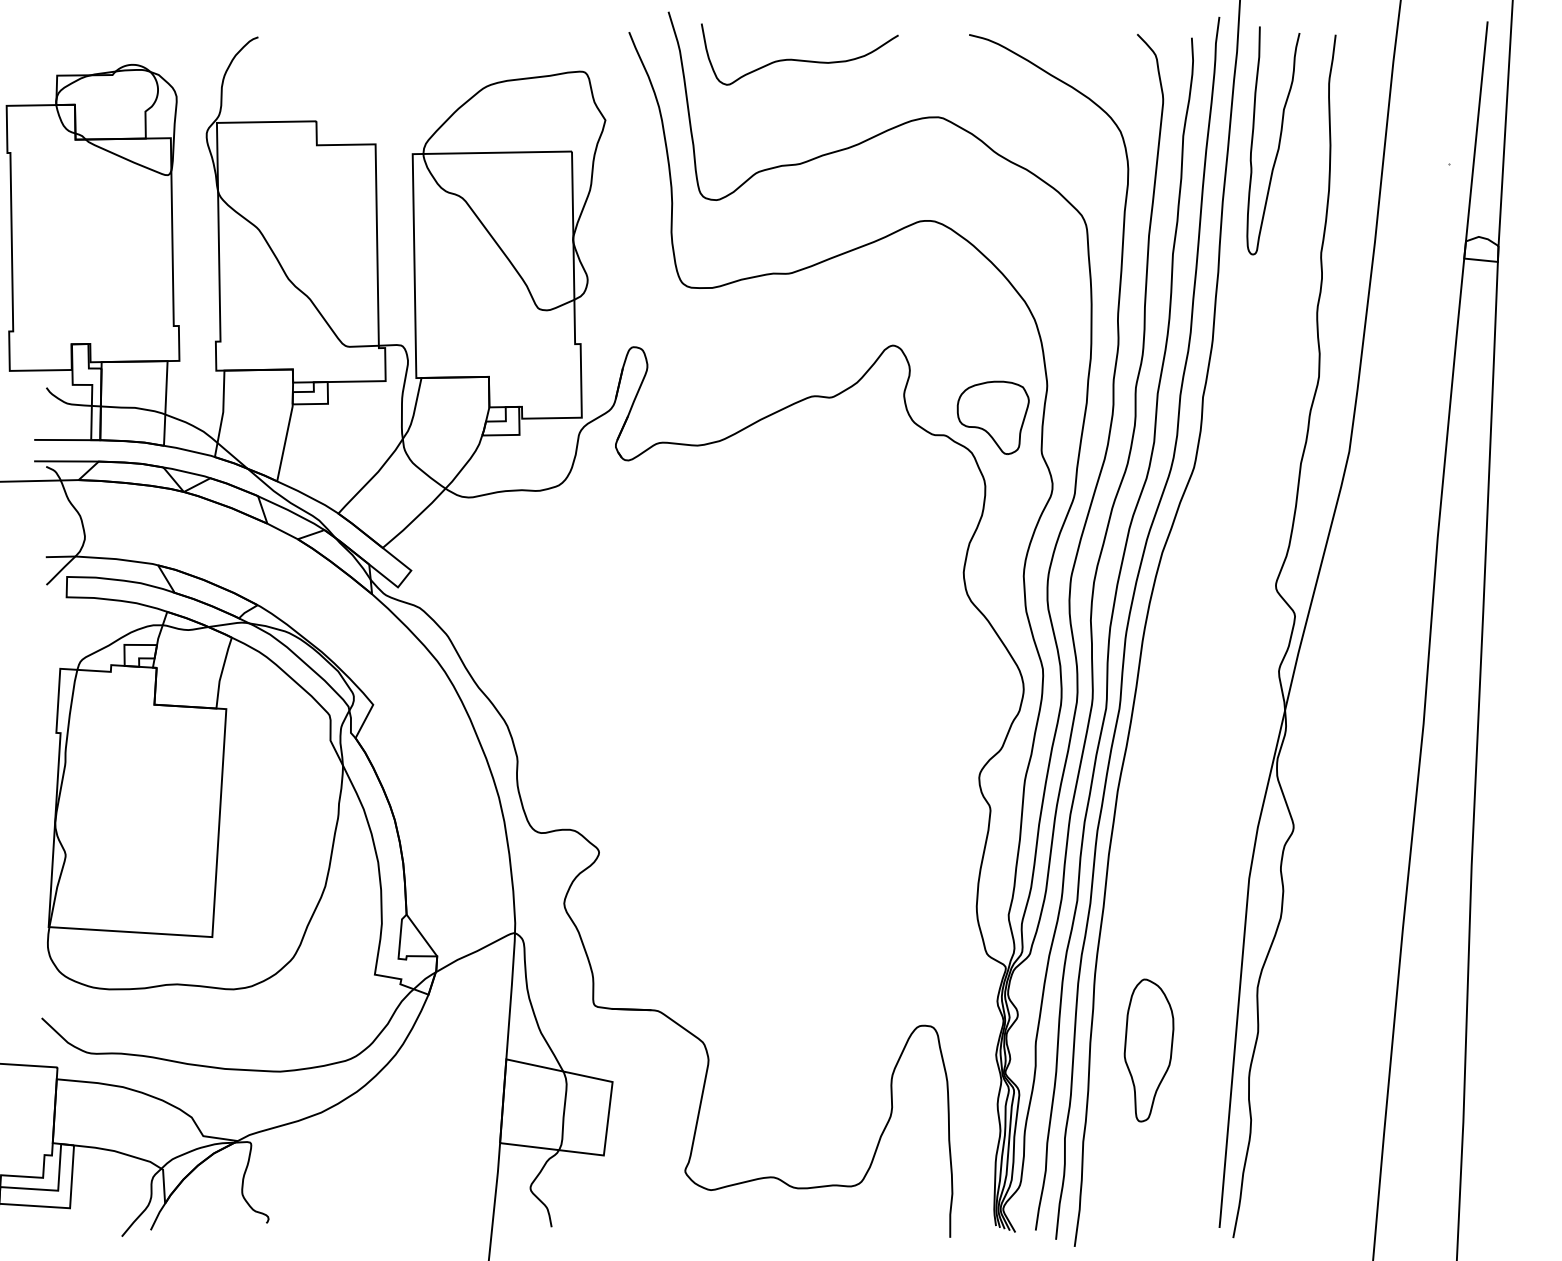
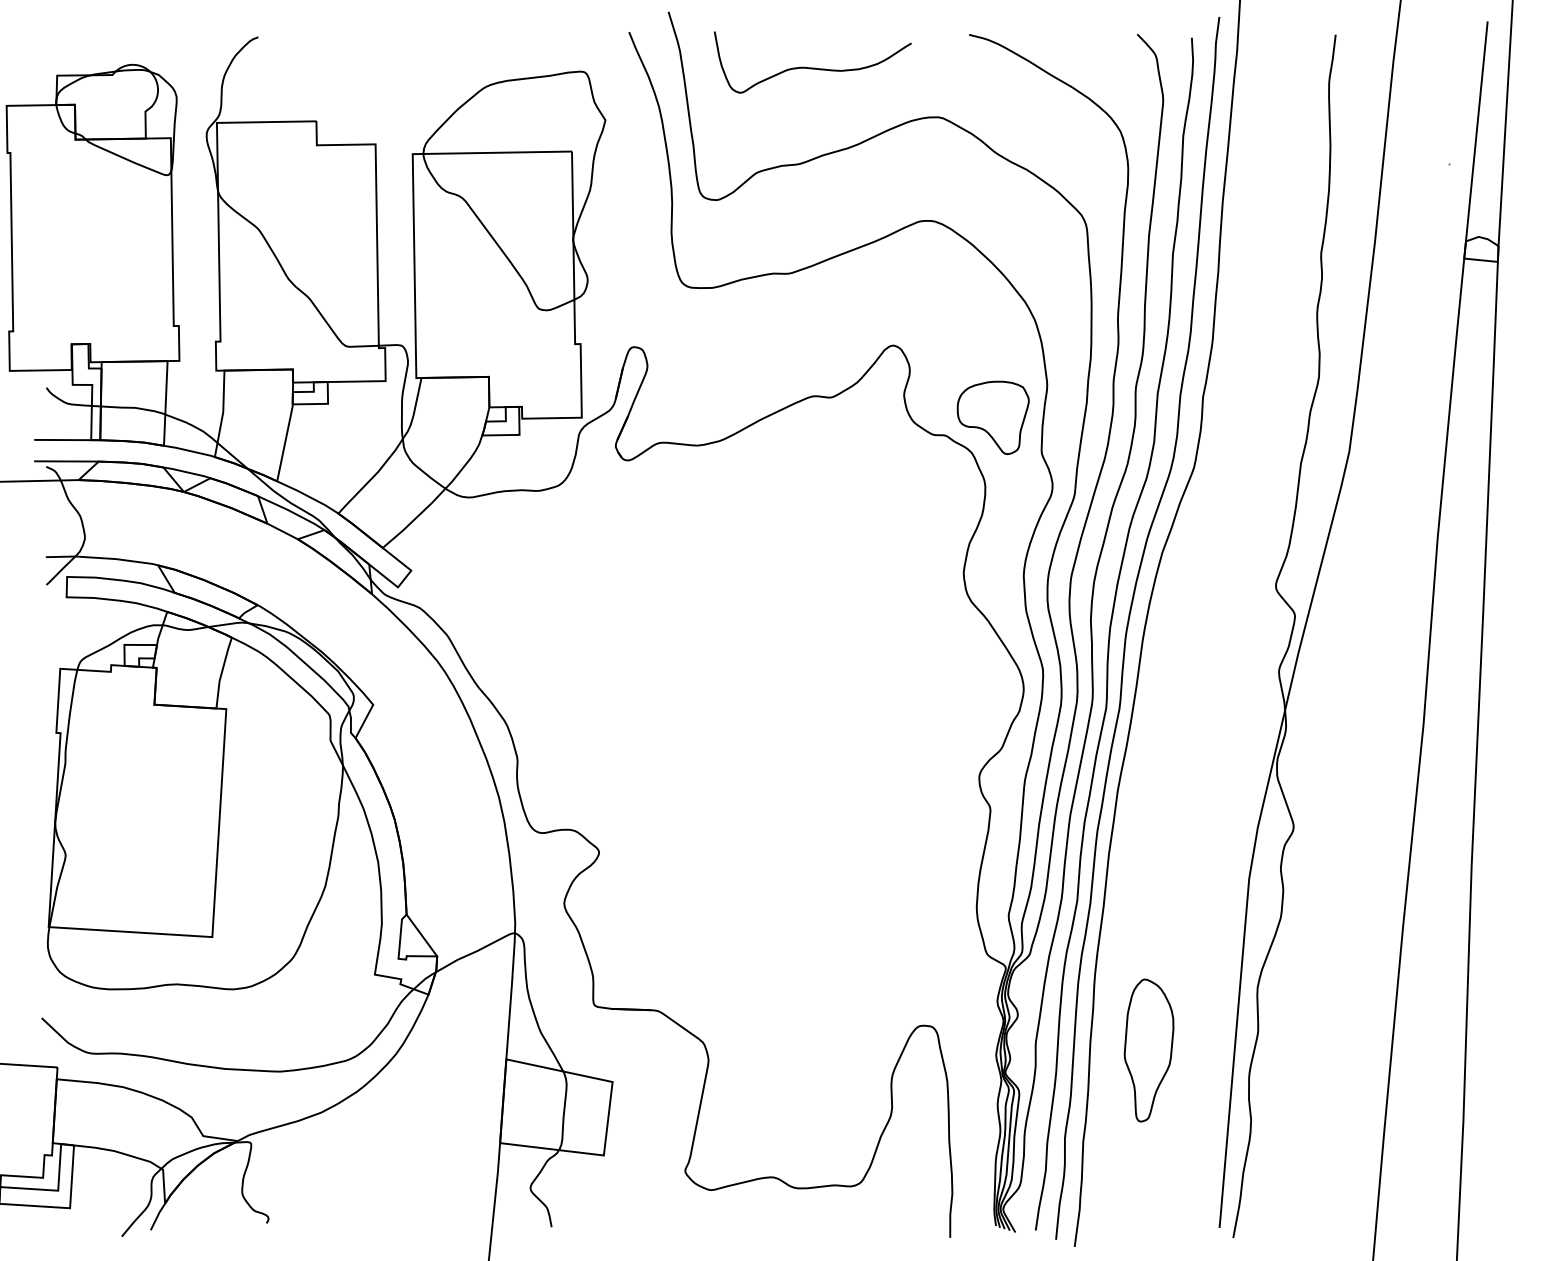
curve position: (799, 59) -> (812, 67) (812, 67)
curve: present -> none (1278, 141)
